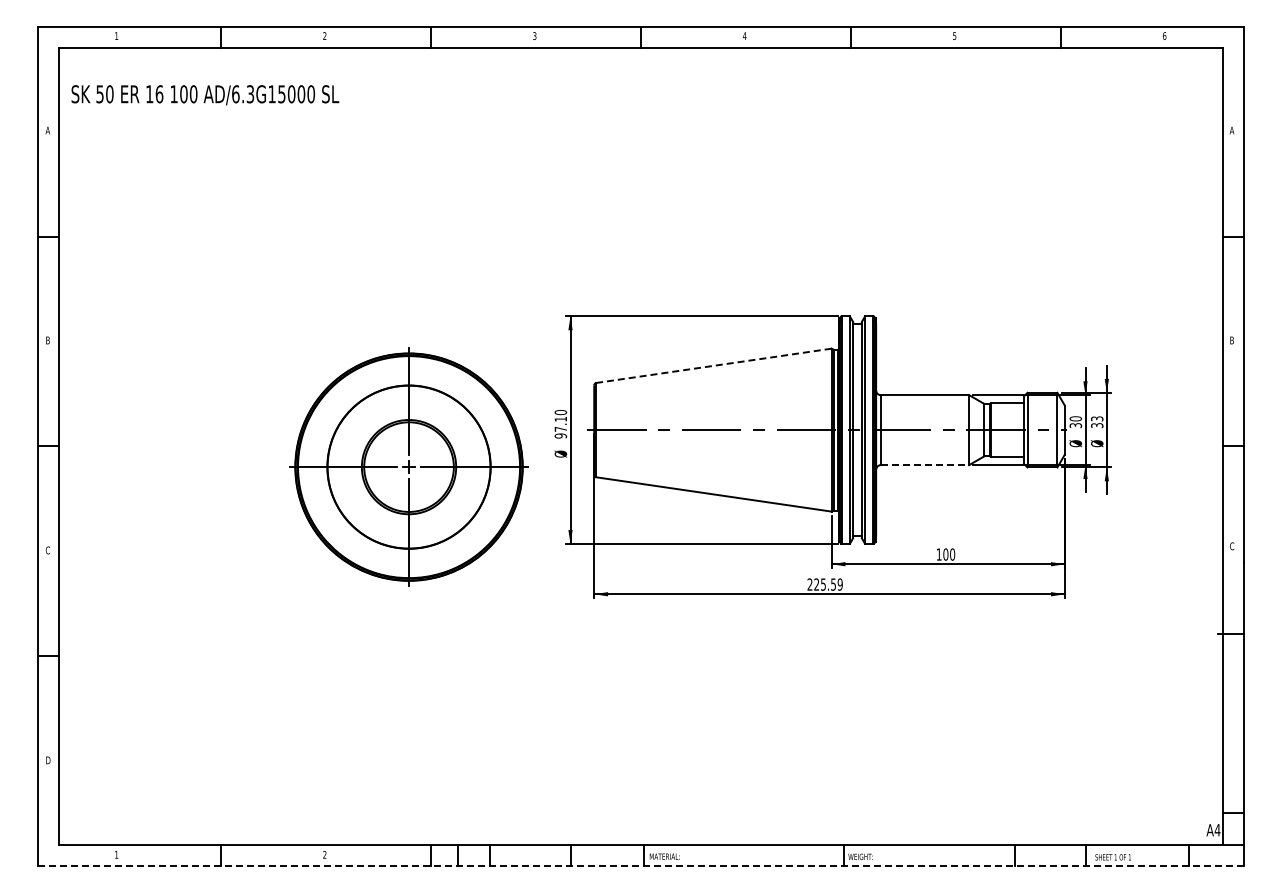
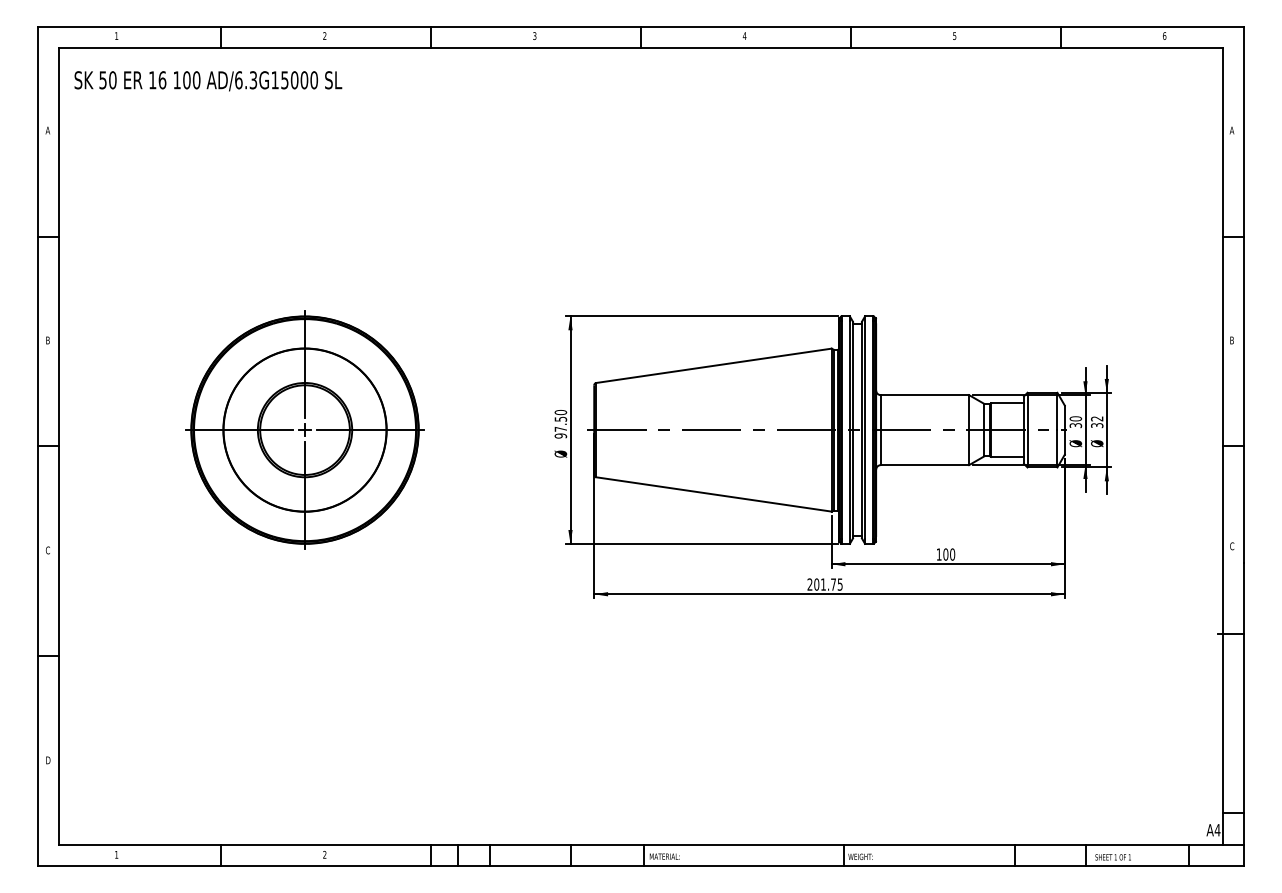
text position: (205, 95) -> (208, 81) (208, 81)
line: dashed -> solid (713, 365)
text: 97.10 -> 97.50 (560, 418)
text: 33 -> 32 (1097, 418)
line: dashed -> solid (925, 465)
part position: (408, 466) -> (304, 429) (304, 429)
text: 225.59 -> 201.75 (828, 584)
line: dashed -> solid (641, 866)
